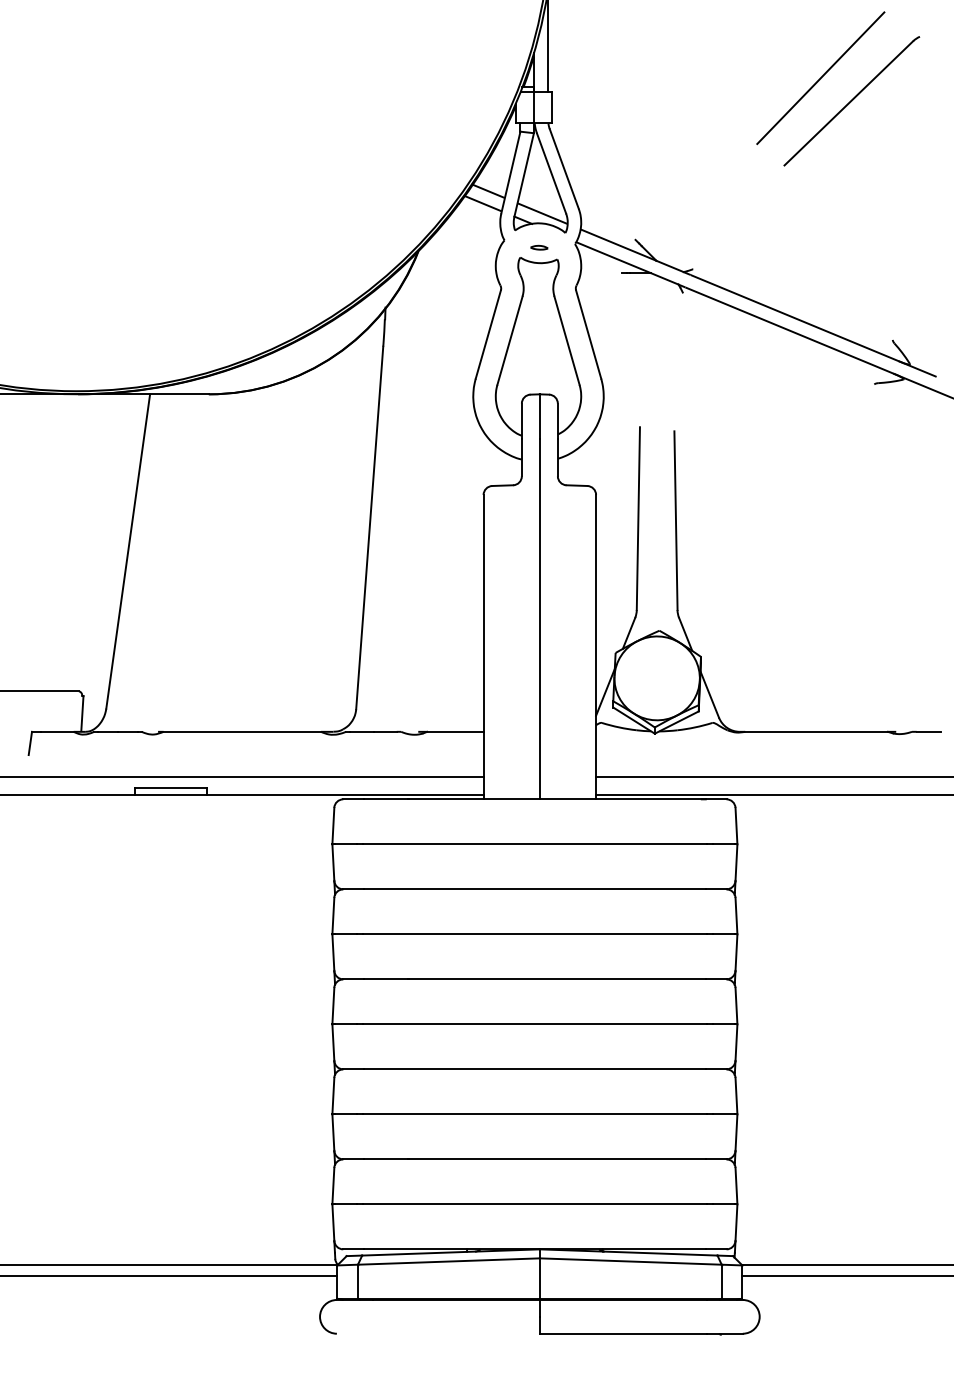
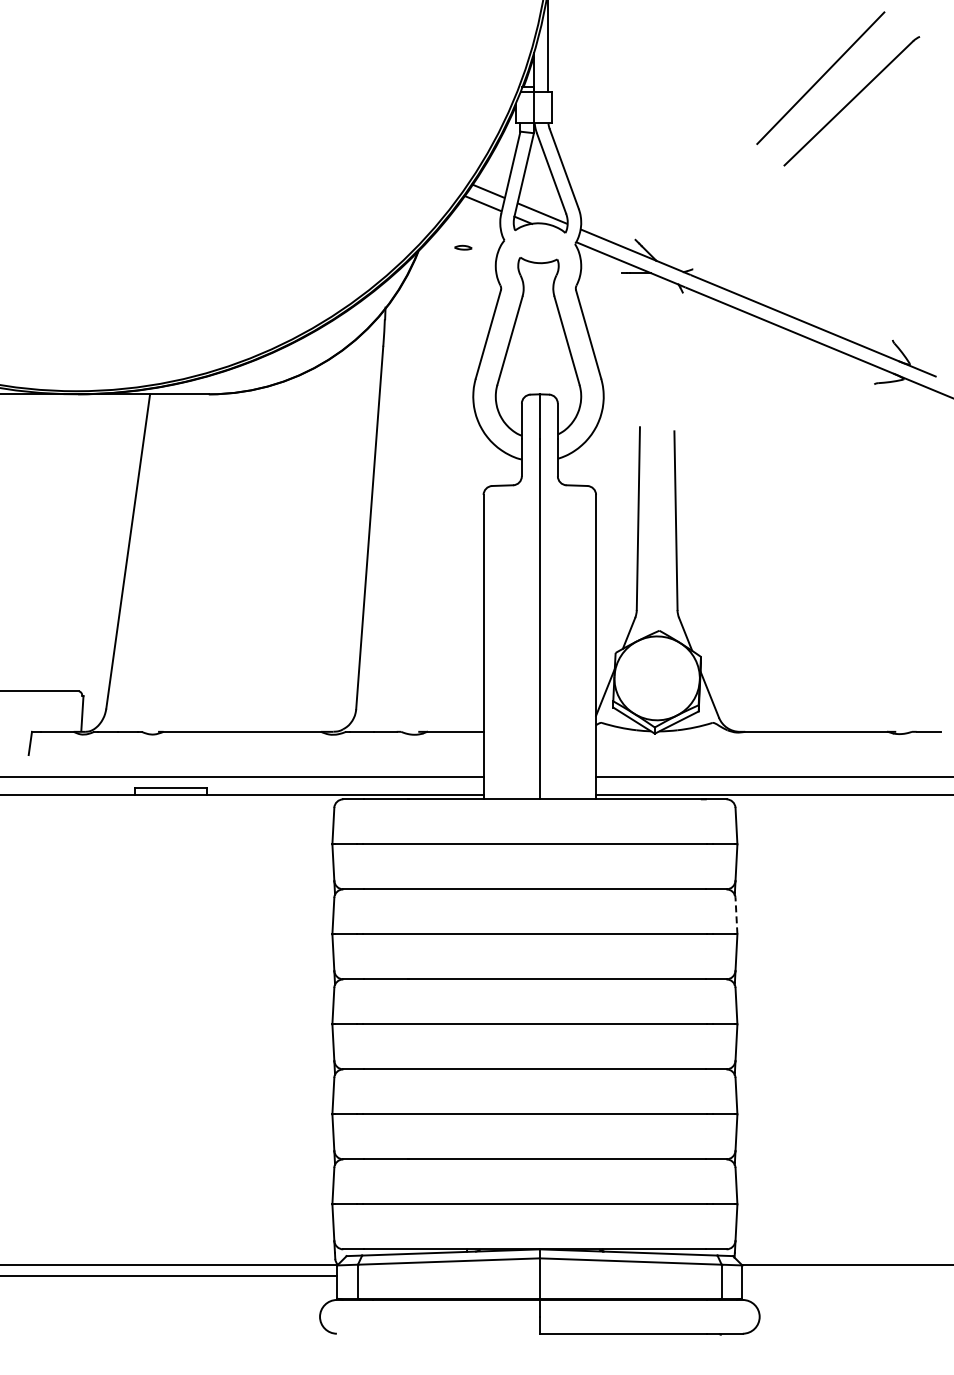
part position: (539, 247) -> (463, 247) (463, 247)
line: solid -> dashed (736, 915)
line: present -> none (846, 1276)
